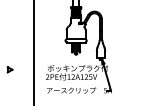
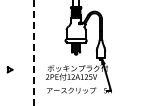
line: solid -> dashed (34, 53)
